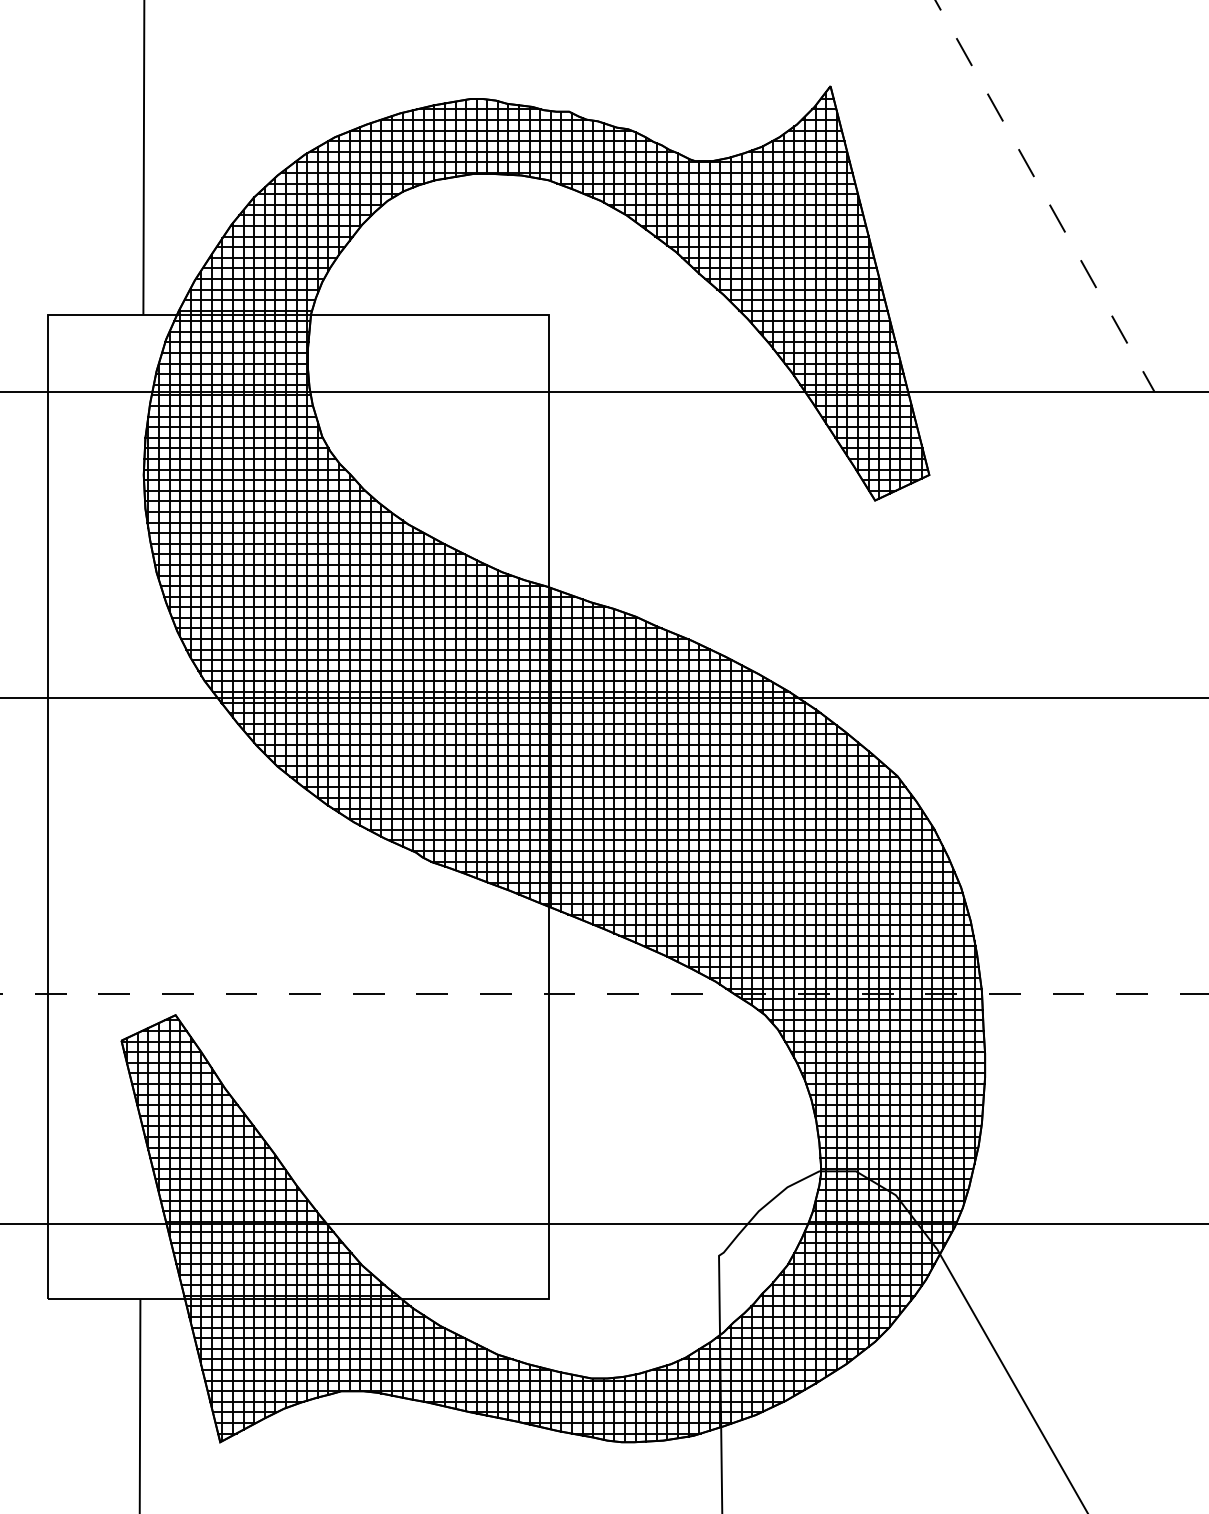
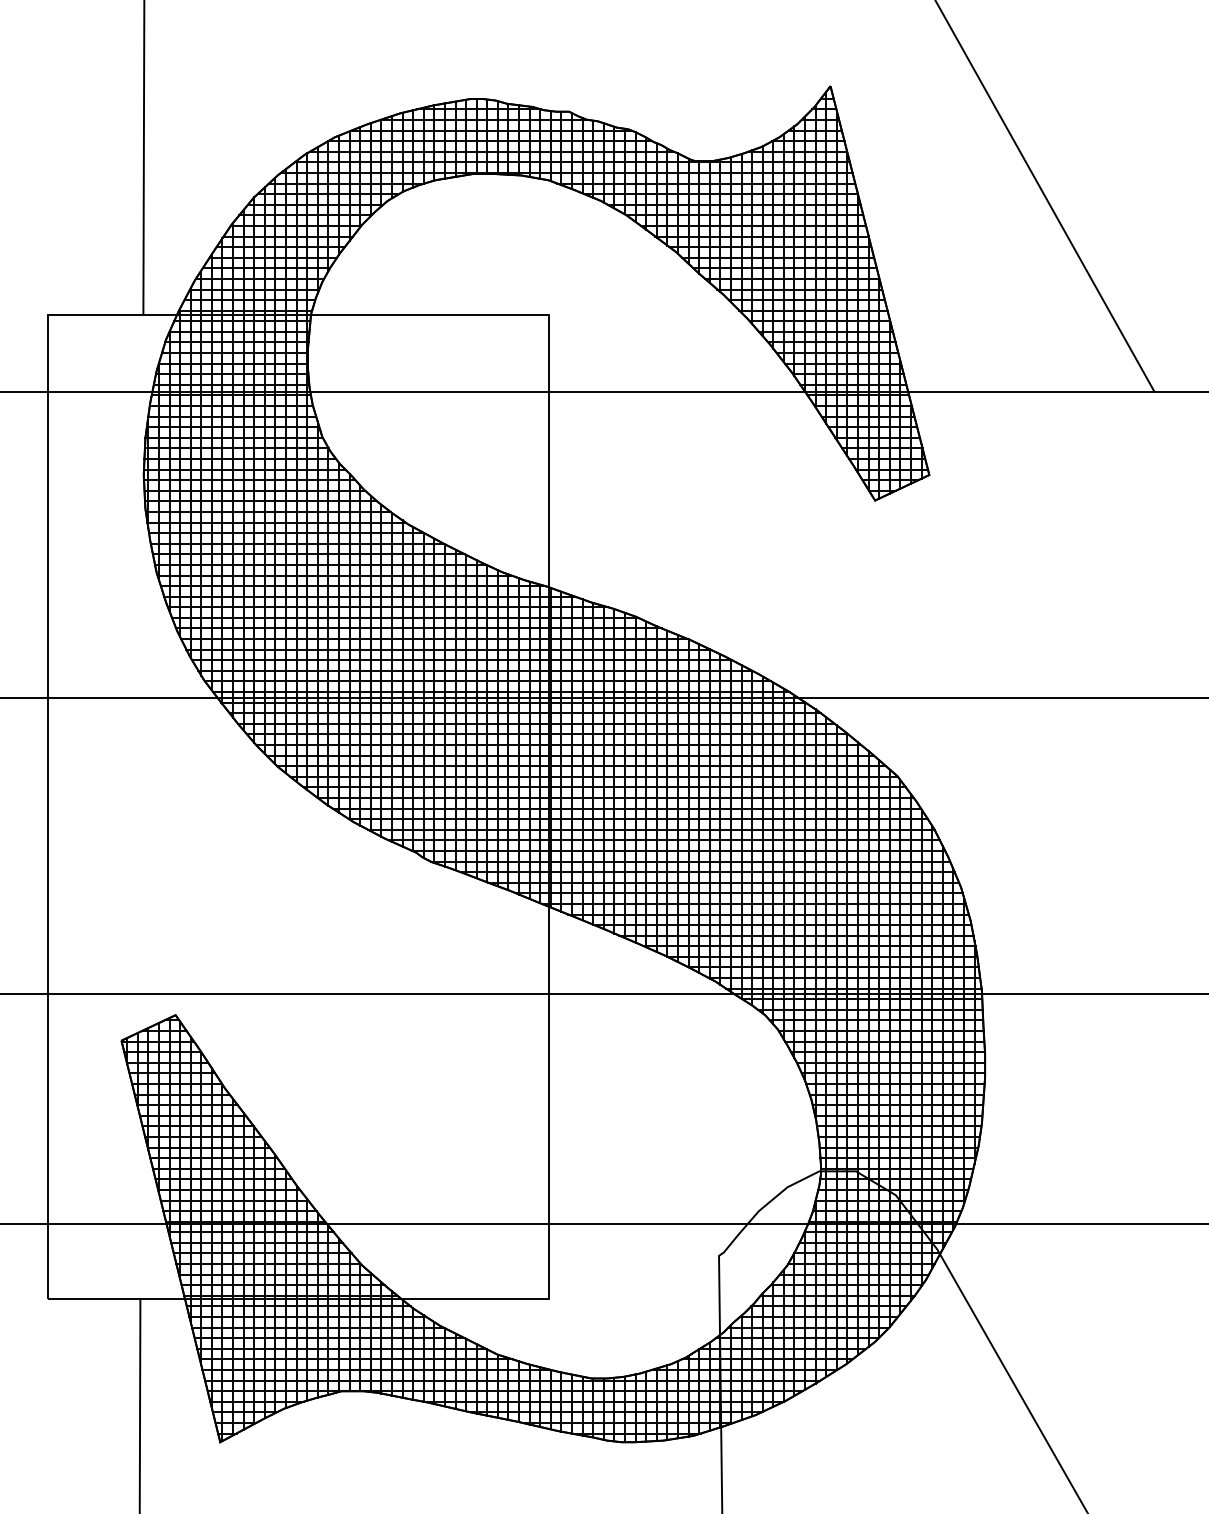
line: dashed -> solid (1045, 196)
line: dashed -> solid (604, 994)
